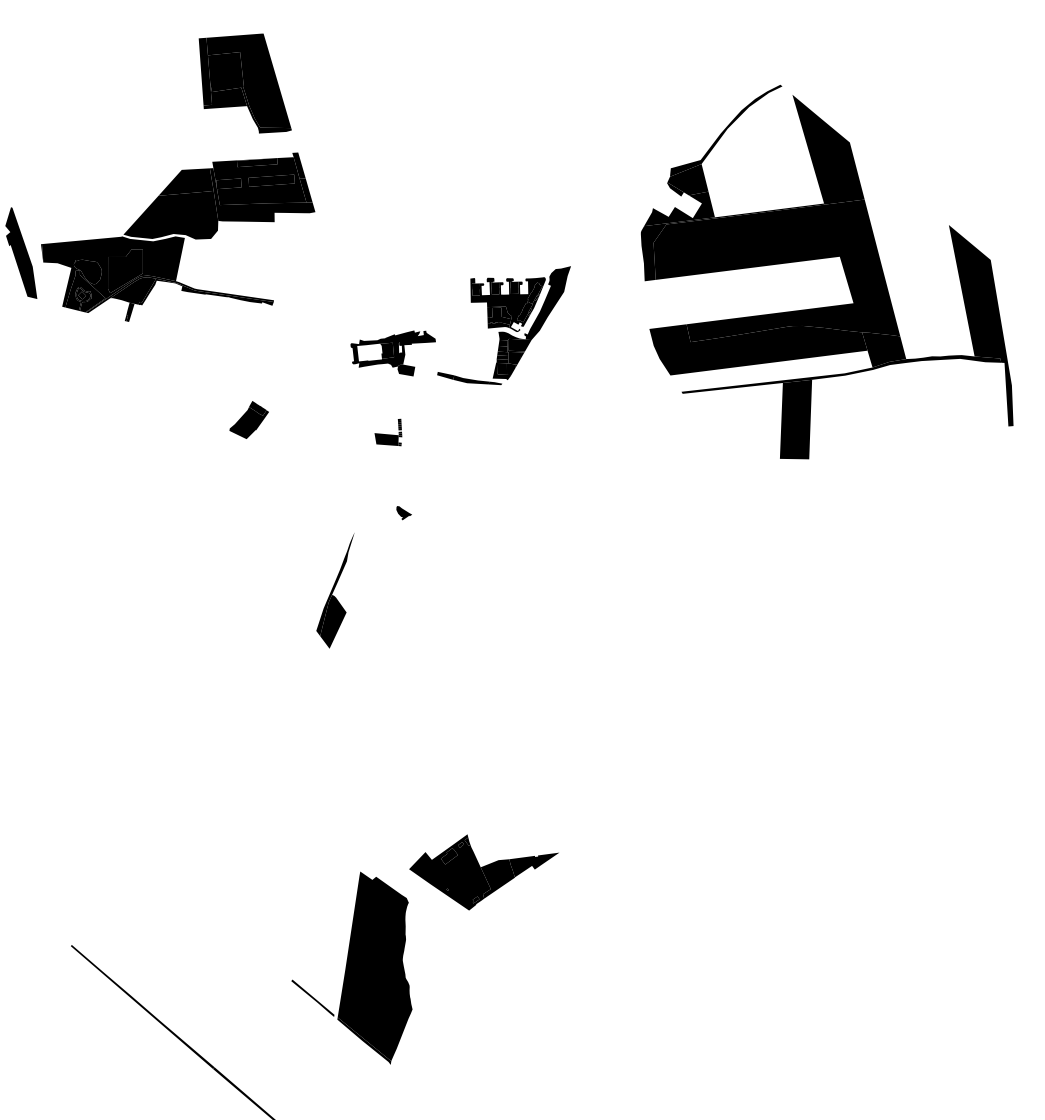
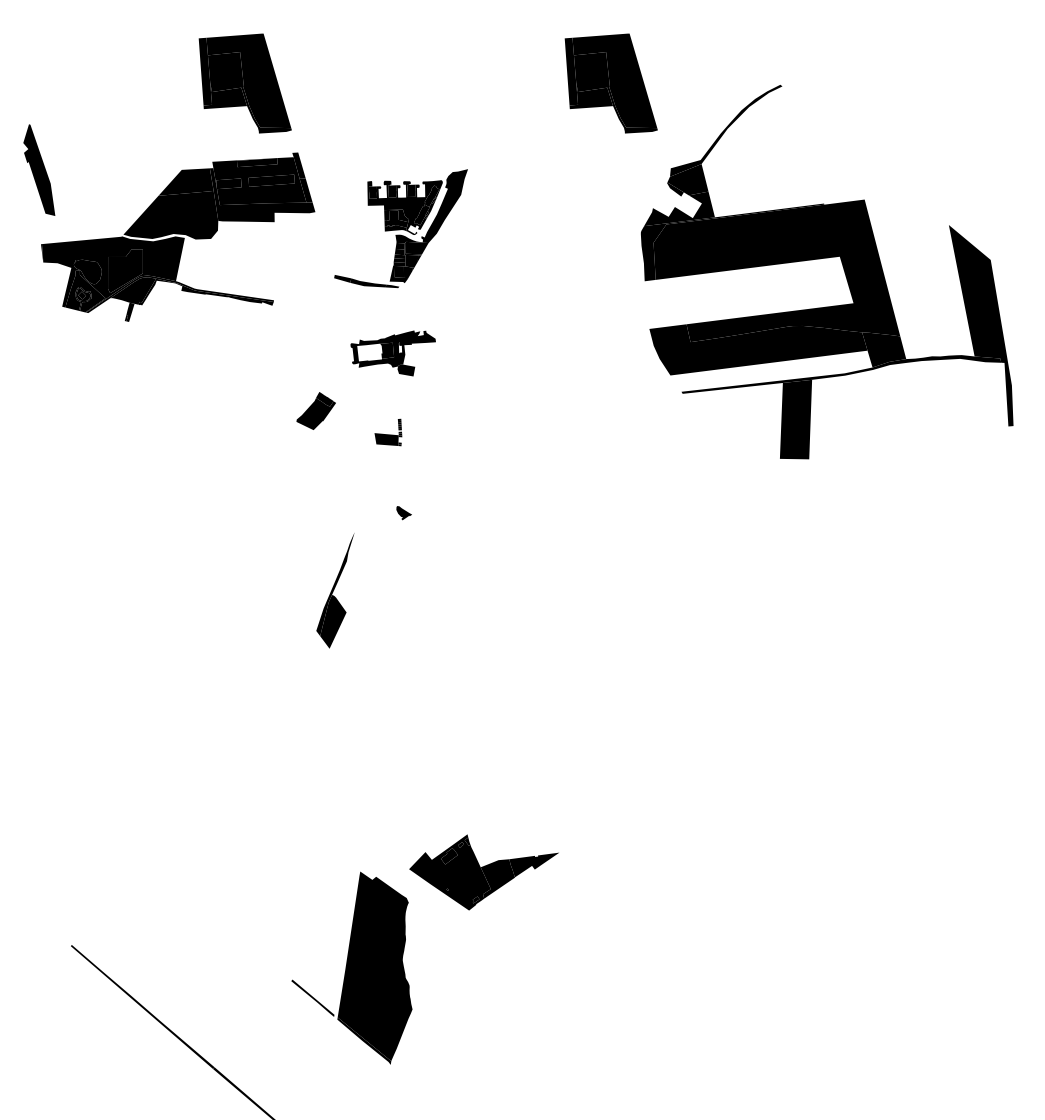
part: none -> present (610, 83)
fill: present -> none (828, 149)
part position: (21, 252) -> (39, 169) (39, 169)
part position: (503, 325) -> (400, 228) (400, 228)
part position: (248, 419) -> (315, 410) (315, 410)
